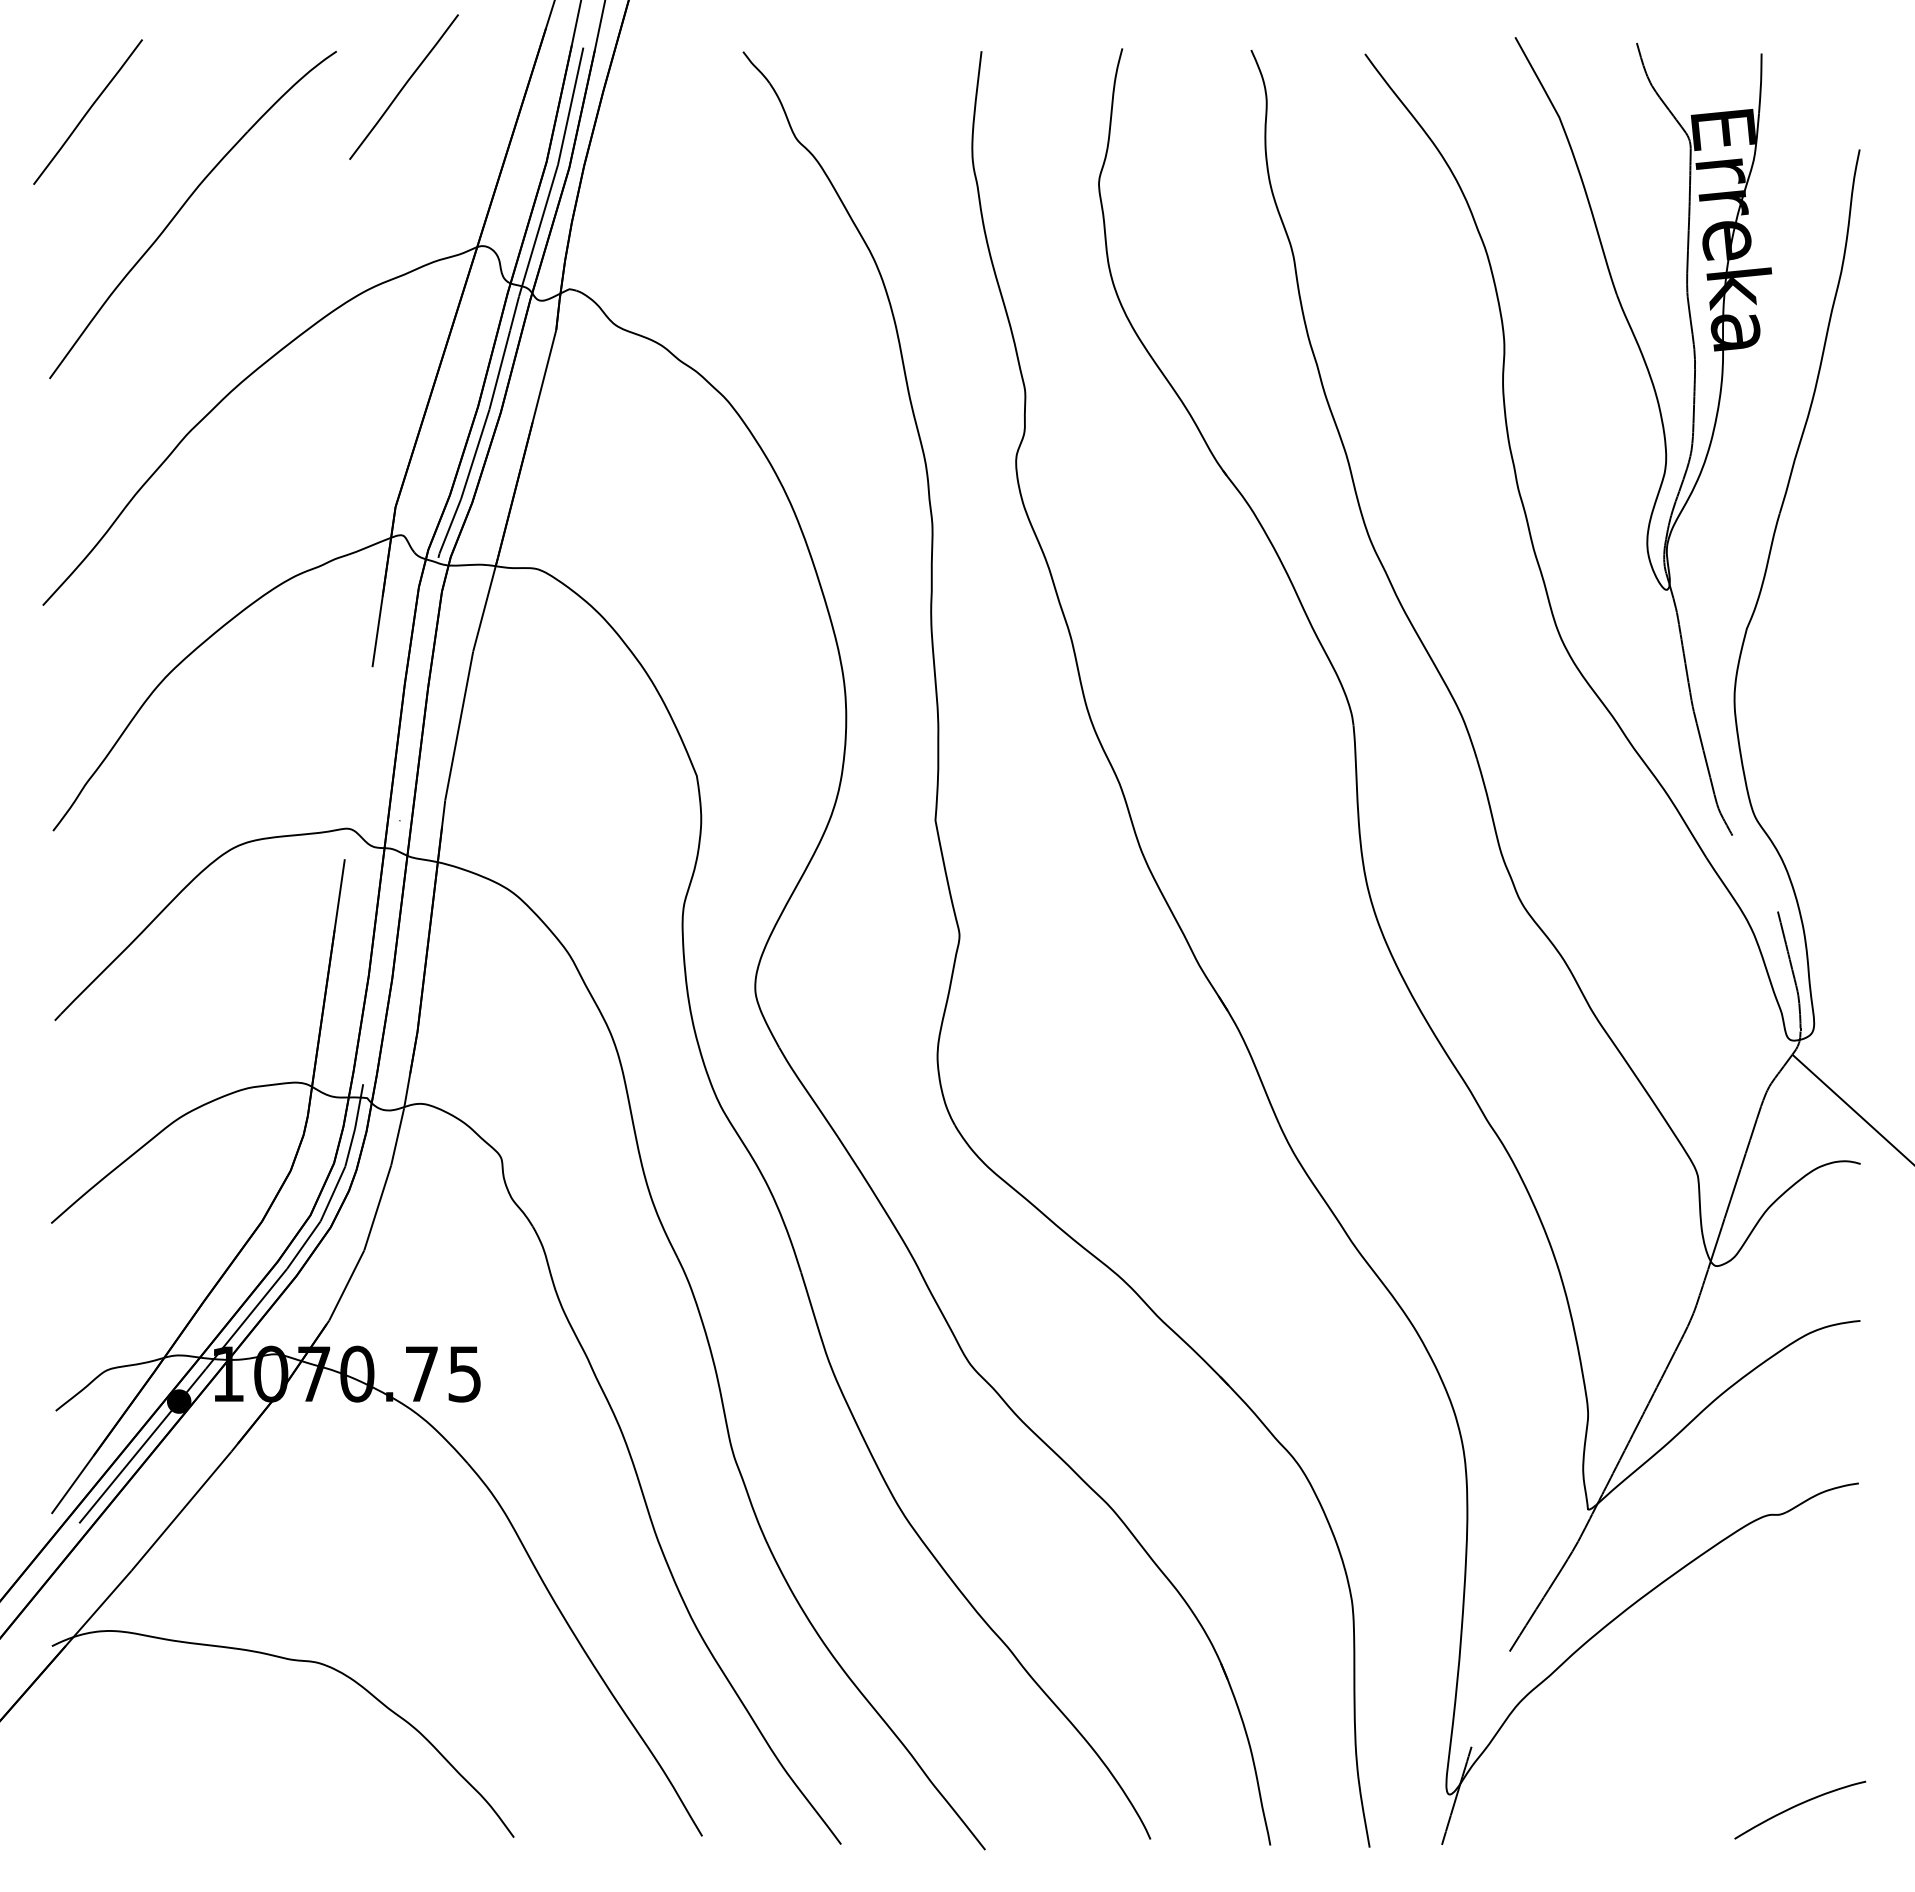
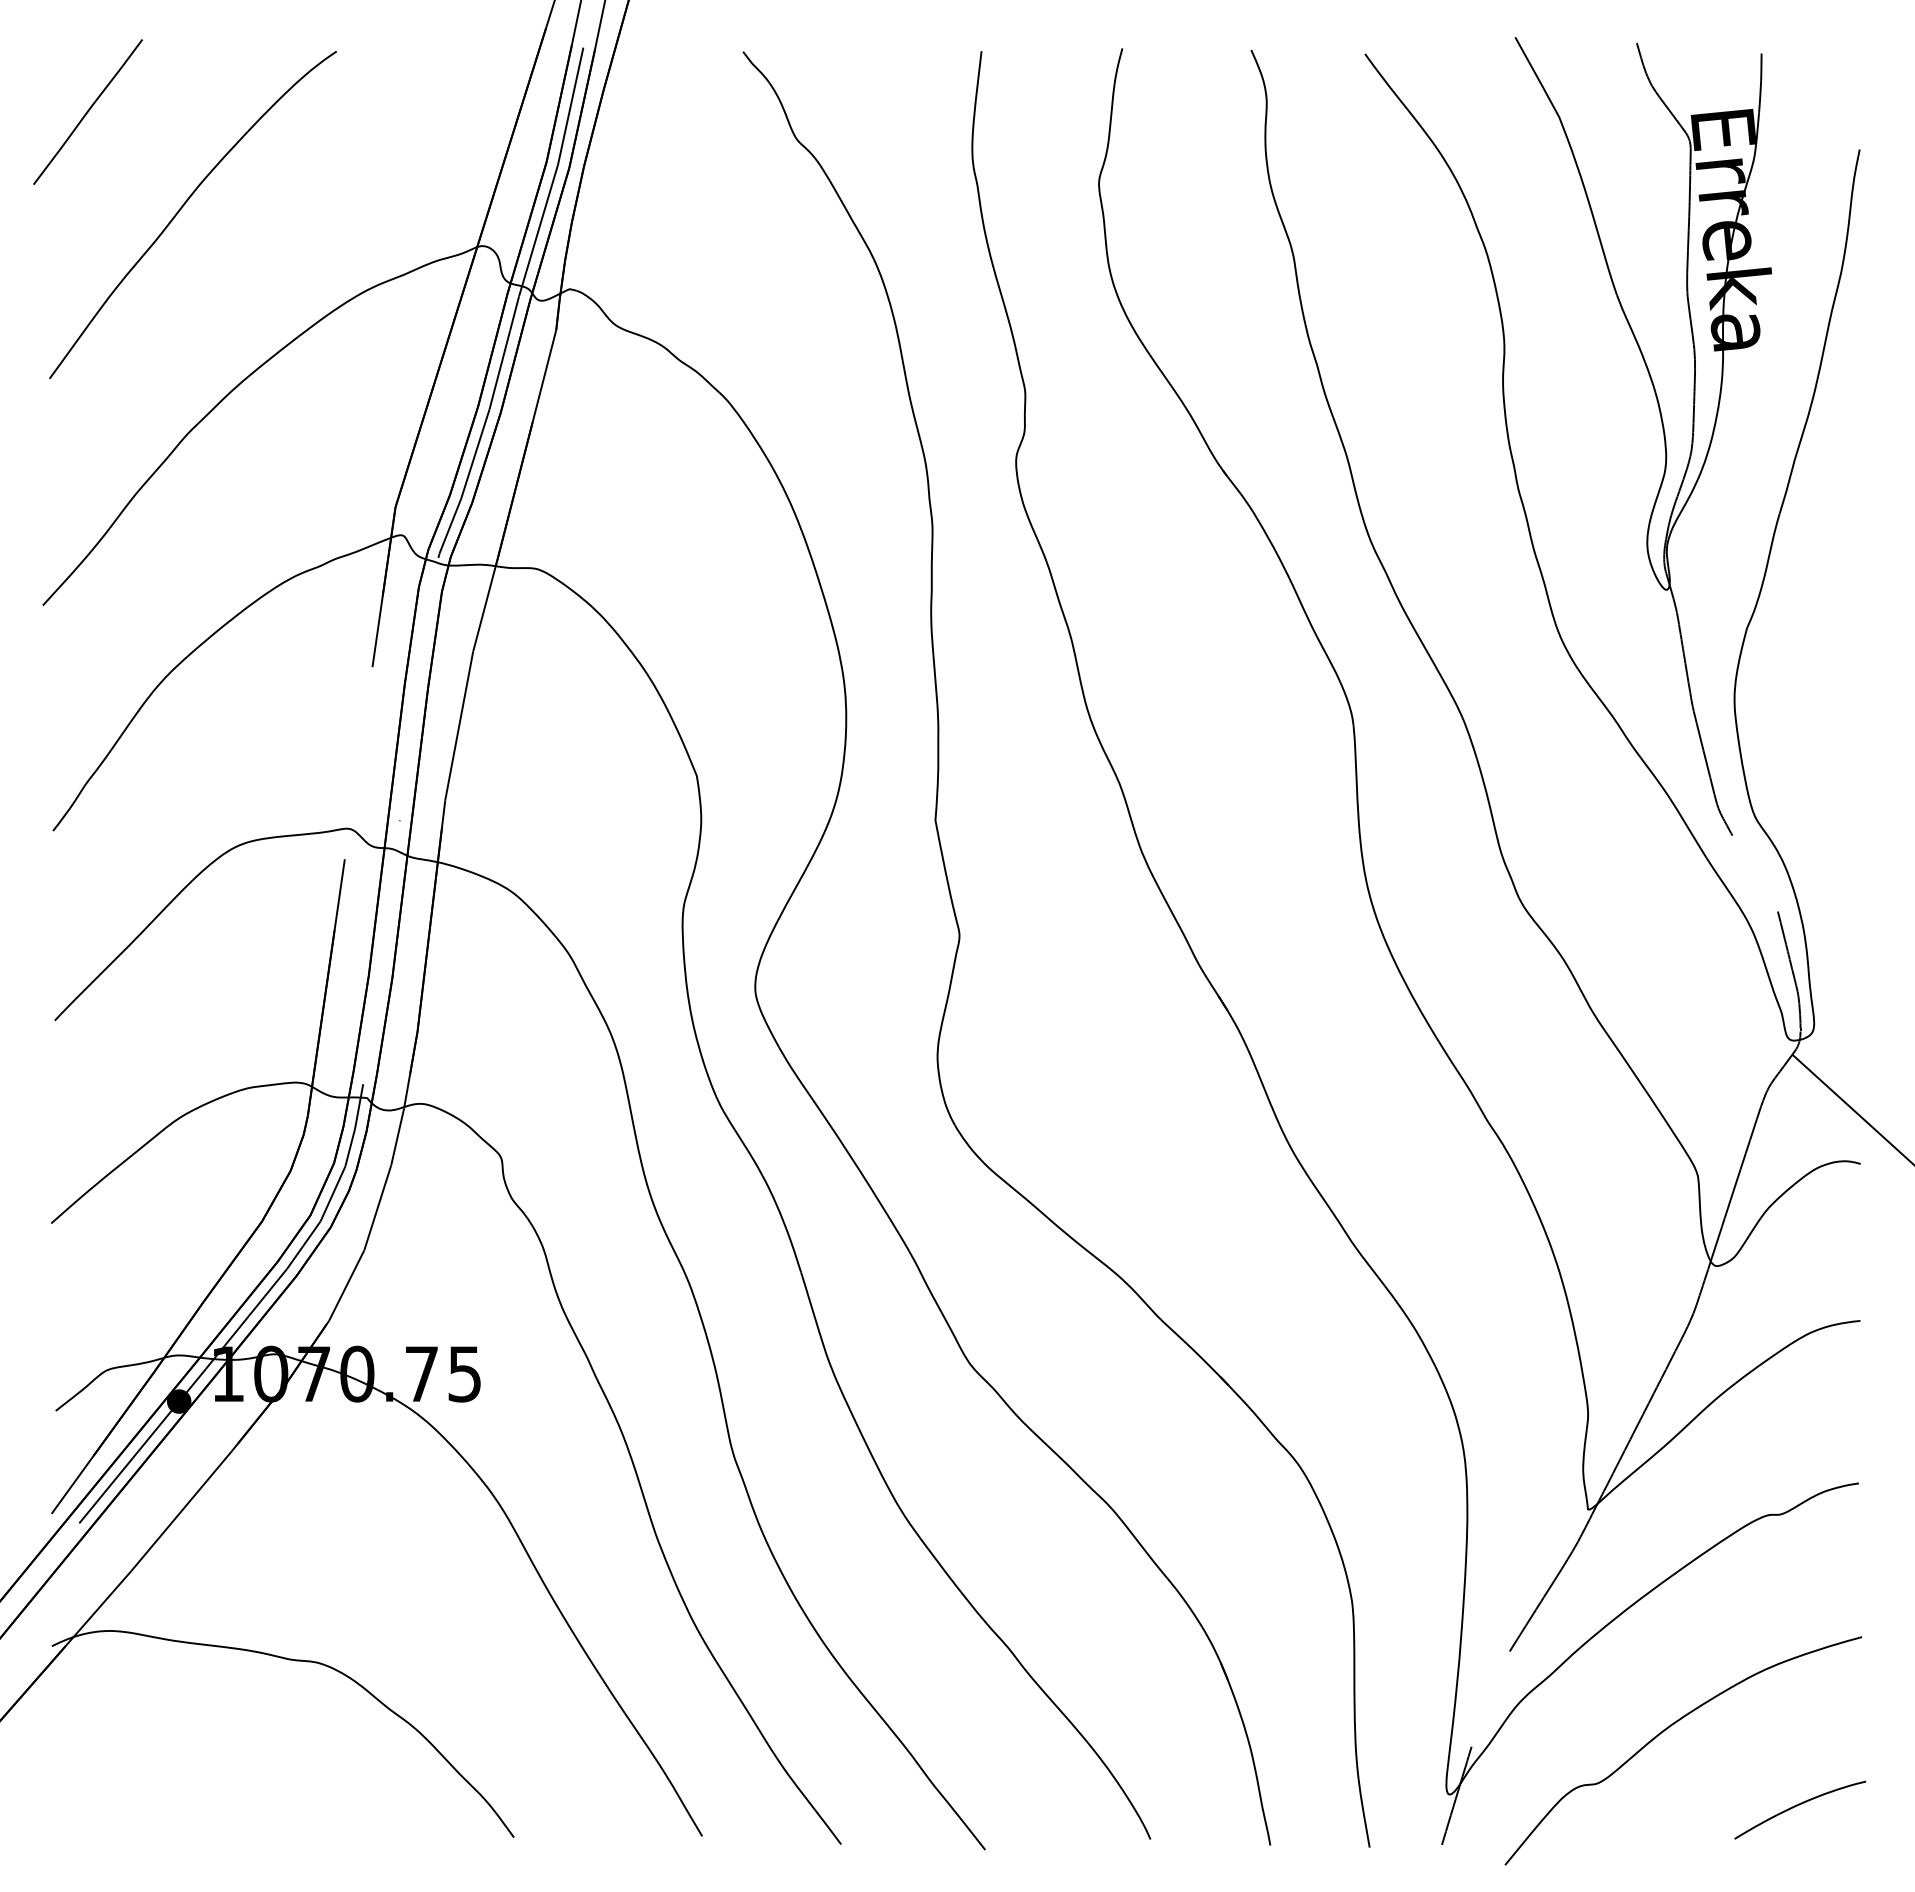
line: present -> none (403, 86)
curve: none -> present (1667, 1729)
